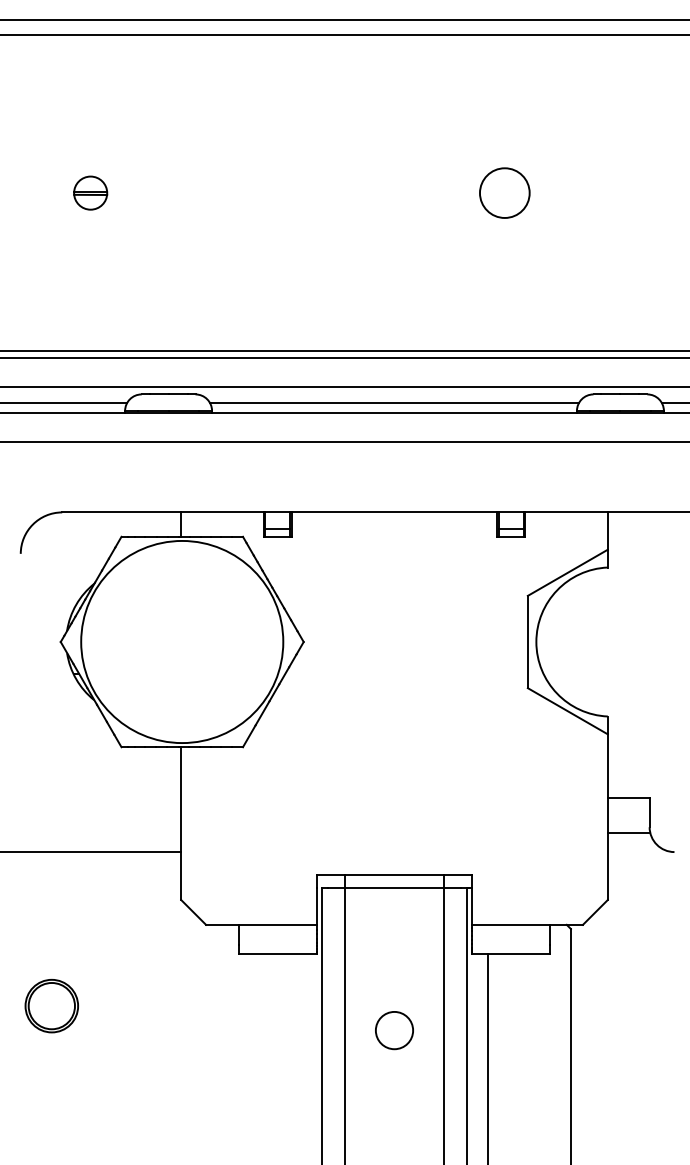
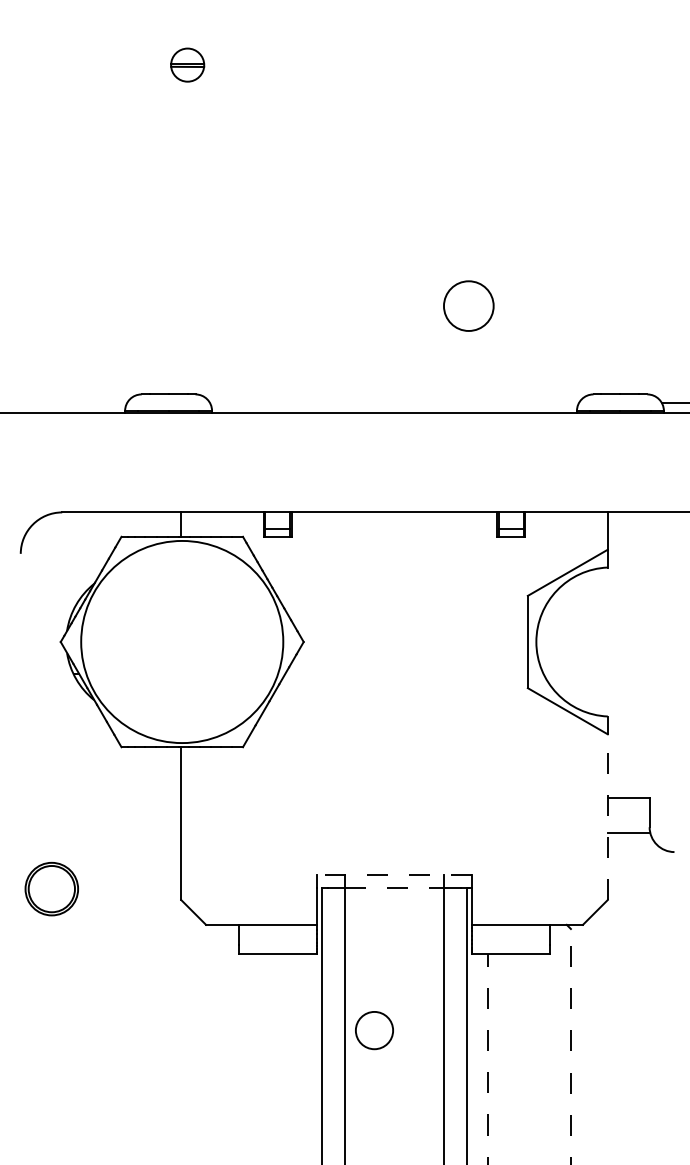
line: present -> none (344, 20)
line: present -> none (344, 34)
part position: (90, 192) -> (187, 64) (187, 64)
circle position: (504, 192) -> (468, 305) (468, 305)
line: present -> none (344, 351)
line: present -> none (344, 358)
line: present -> none (344, 387)
line: present -> none (64, 402)
line: present -> none (394, 402)
line: present -> none (344, 442)
line: solid -> dashed (607, 817)
line: present -> none (91, 852)
line: solid -> dashed (394, 875)
line: solid -> dashed (394, 887)
part position: (51, 1006) -> (51, 889) (51, 889)
circle position: (394, 1030) -> (374, 1030) (374, 1030)
line: solid -> dashed (570, 1047)
line: solid -> dashed (488, 1058)
